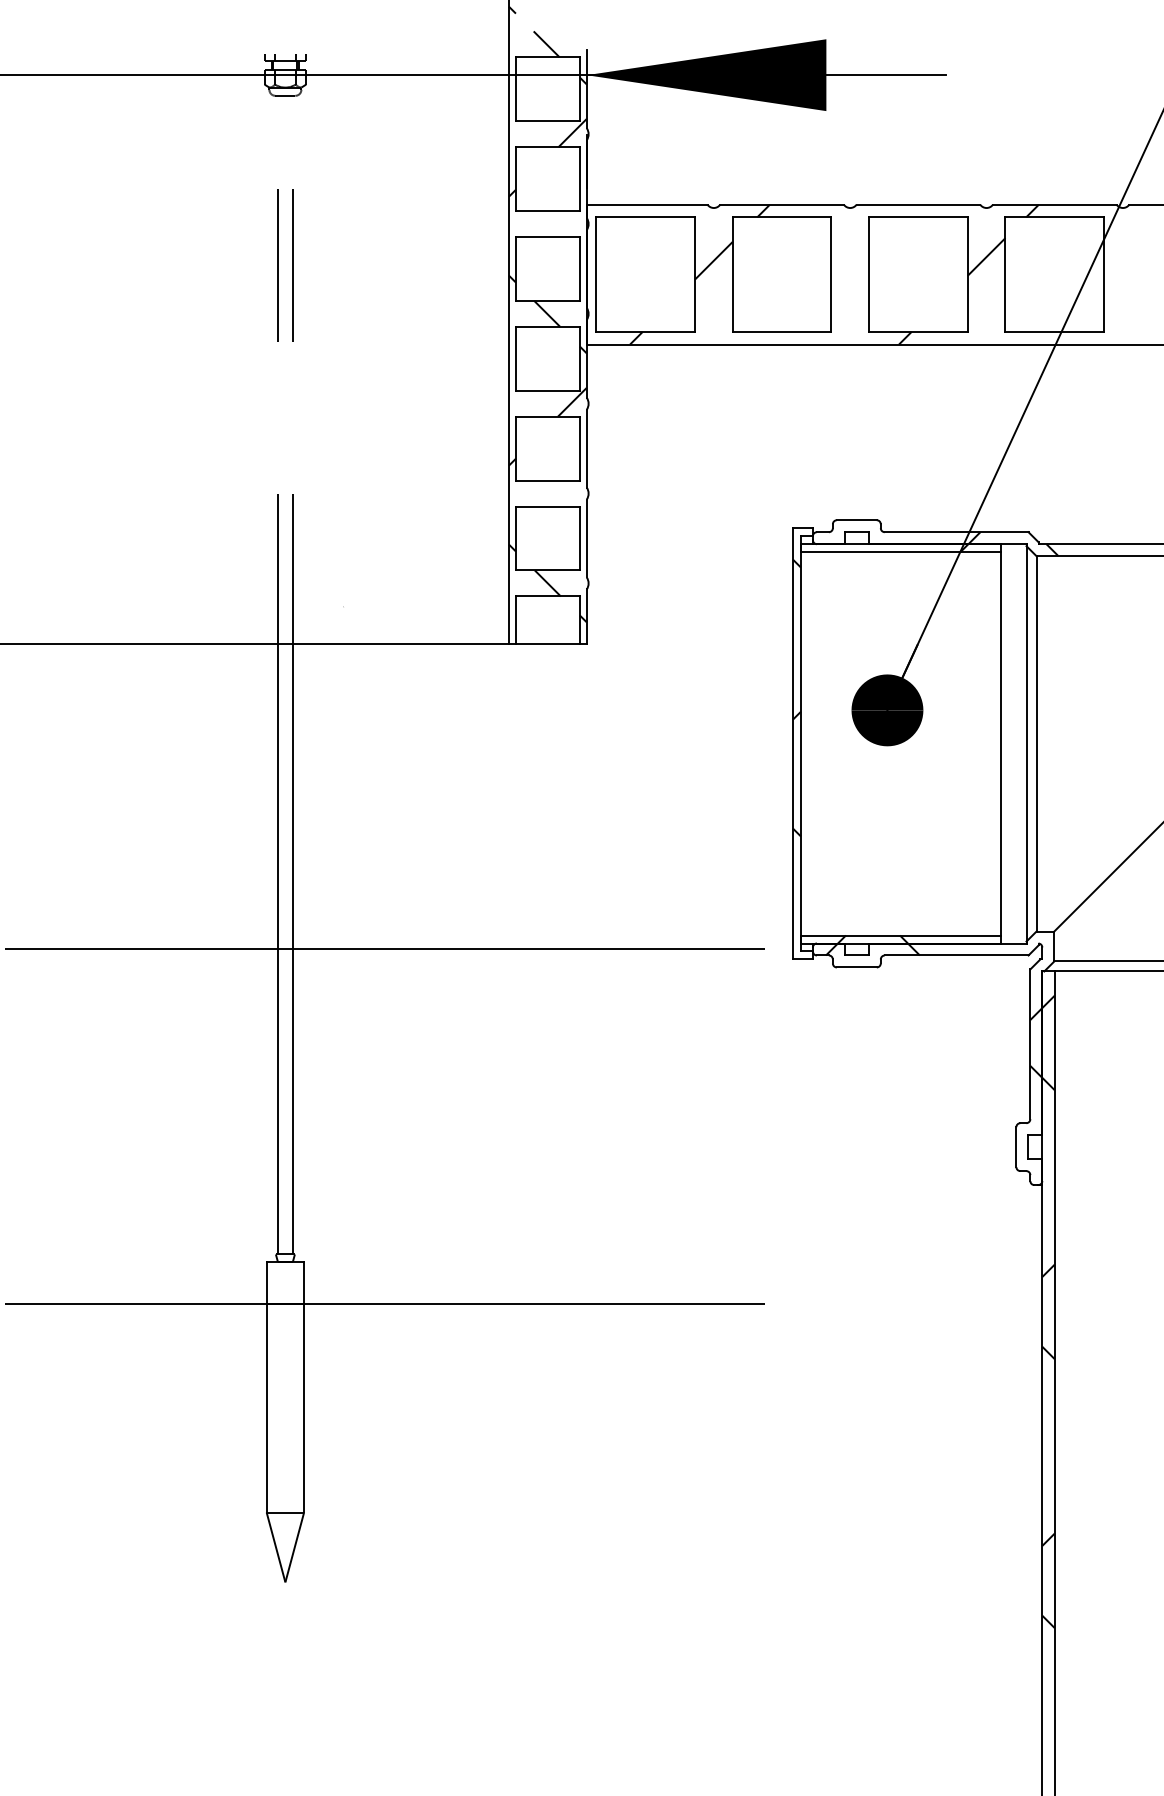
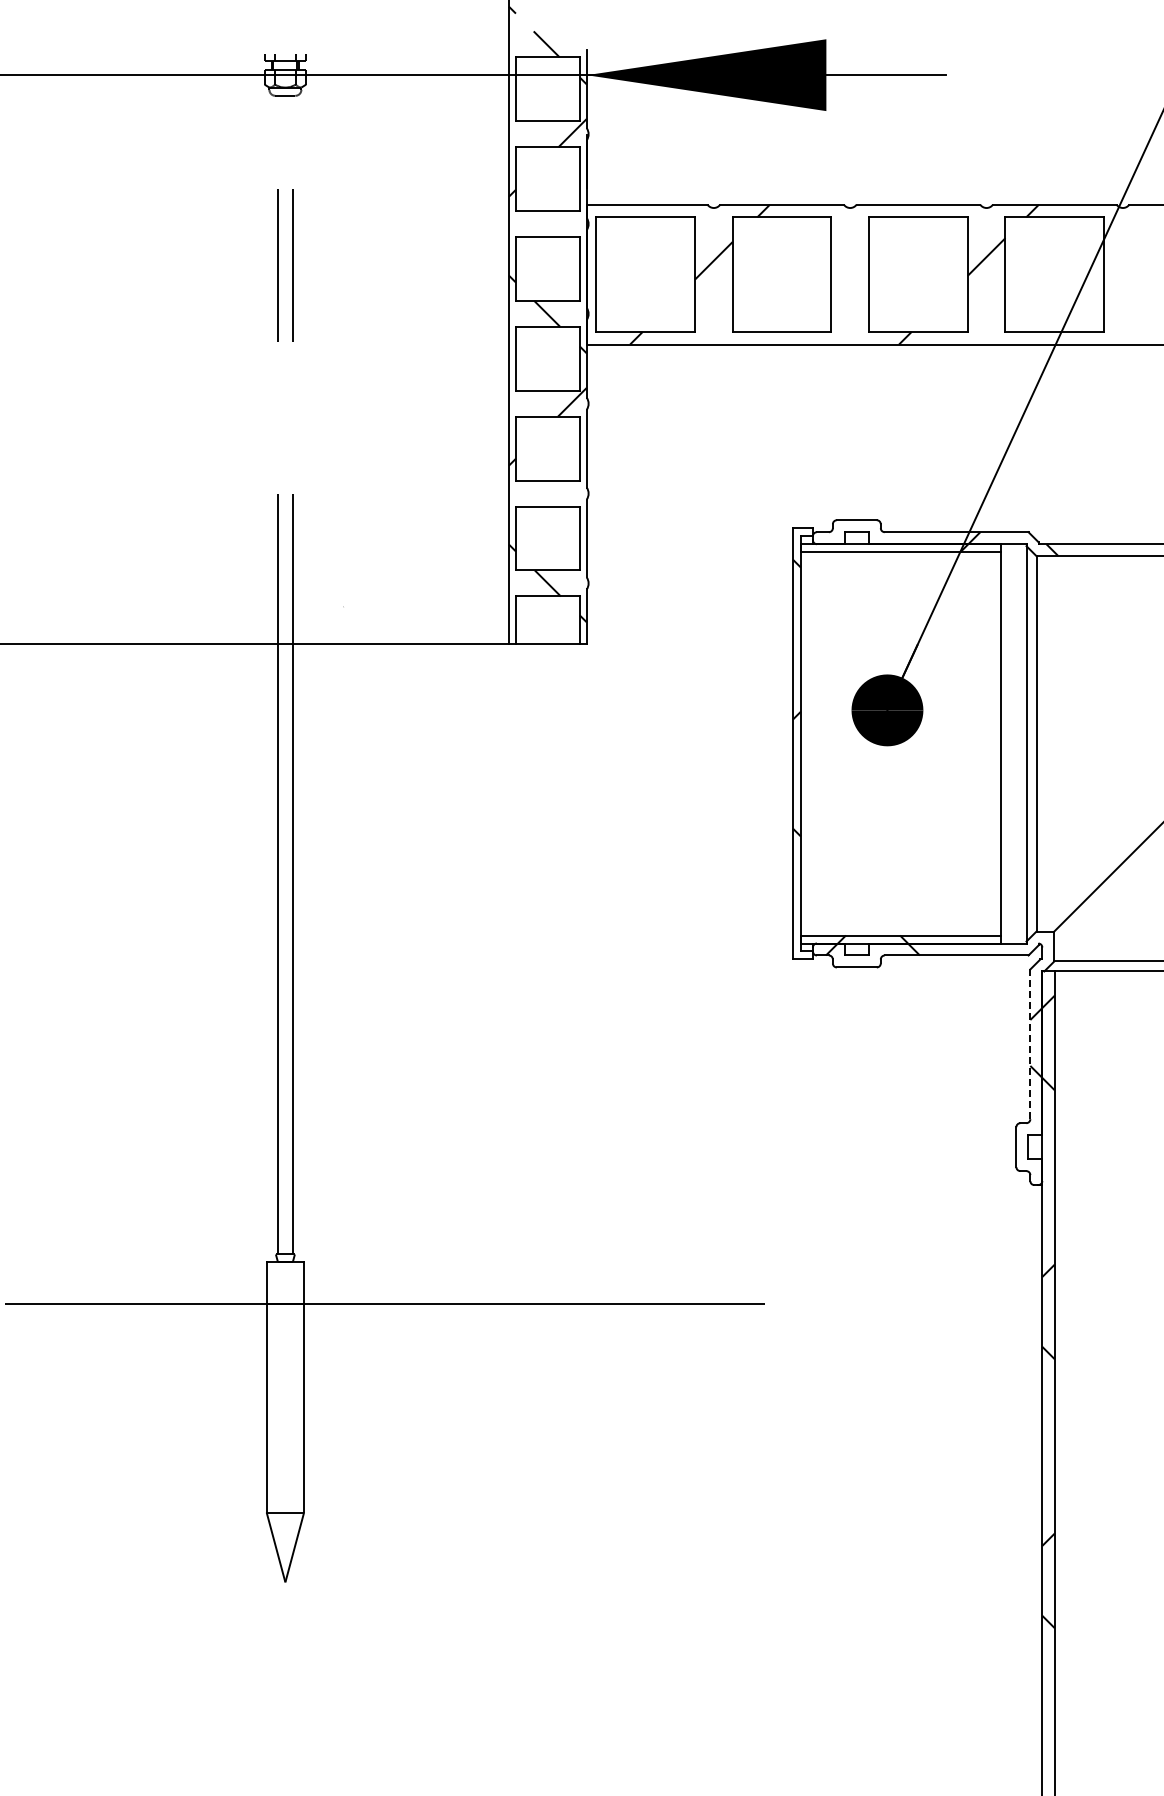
line: present -> none (383, 948)
line: solid -> dashed (1030, 1044)
